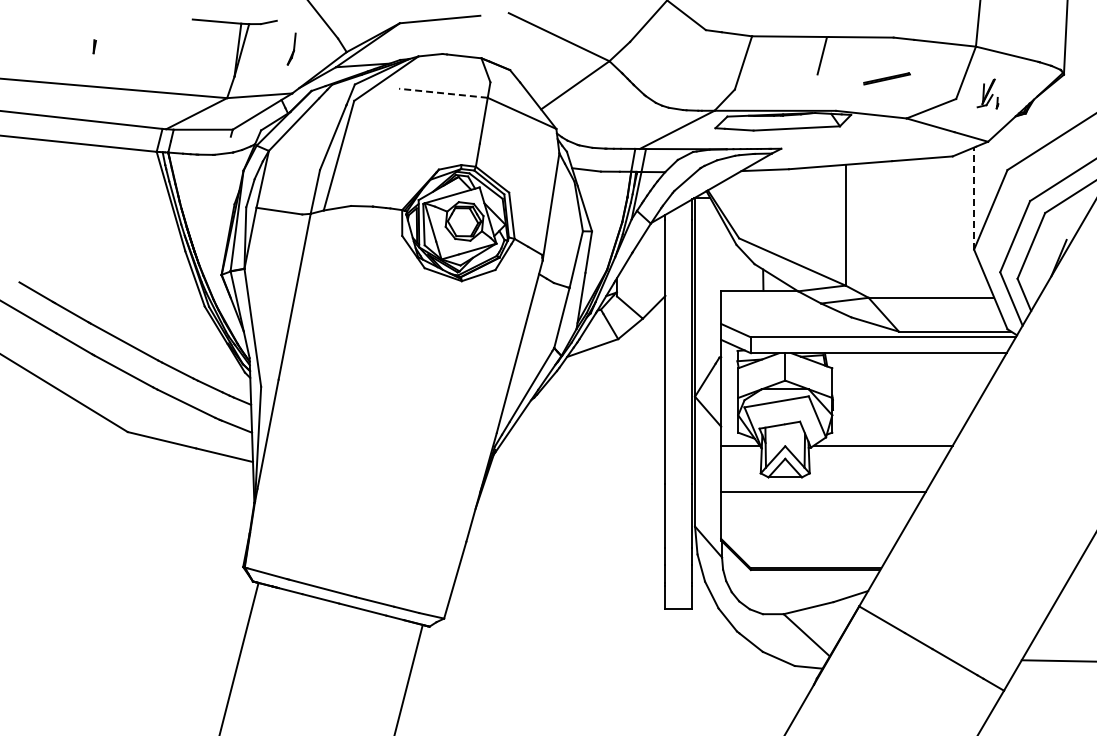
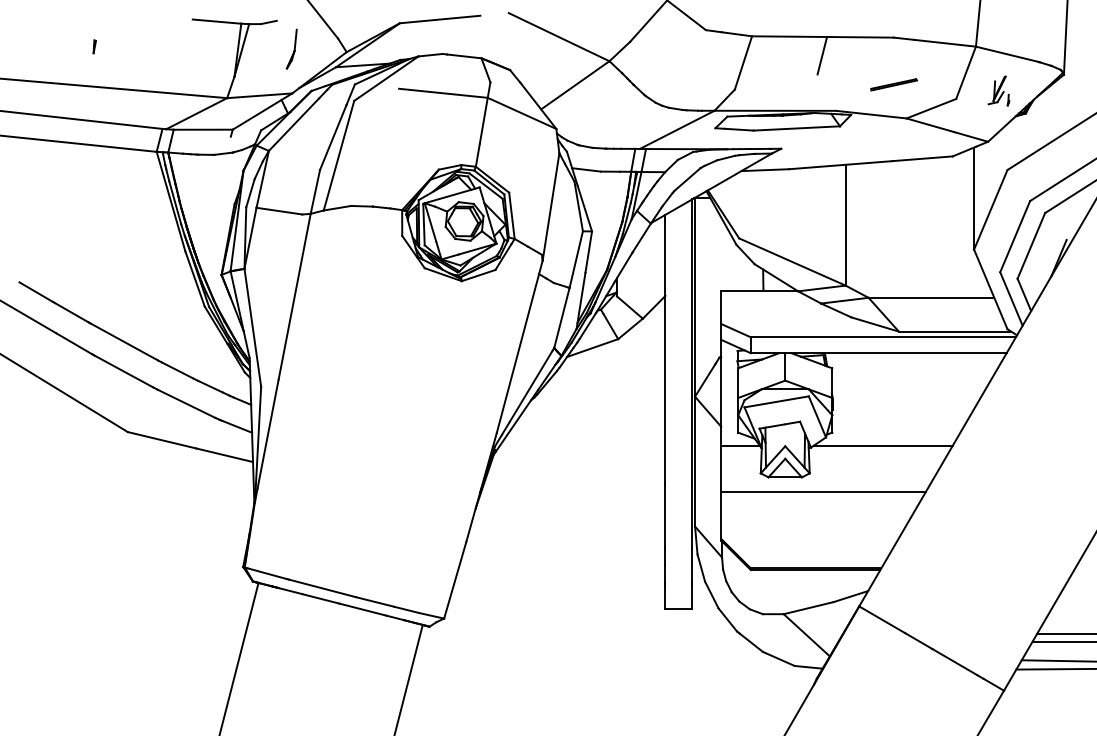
part size: 11x34 px -> 13x42 px (291, 48)
line position: (886, 78) -> (893, 84) (893, 84)
line: dashed -> solid (443, 93)
part position: (987, 93) -> (998, 90) (998, 90)
line: dashed -> solid (974, 198)
line: none -> present (1064, 634)
line: none -> present (1062, 641)
line: none -> present (1054, 668)
